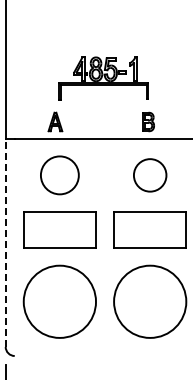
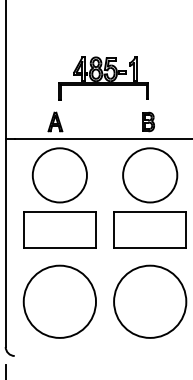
circle diameter: 38 px -> 54 px (59, 175)
circle diameter: 33 px -> 54 px (150, 175)
line: dashed -> solid (5, 243)
